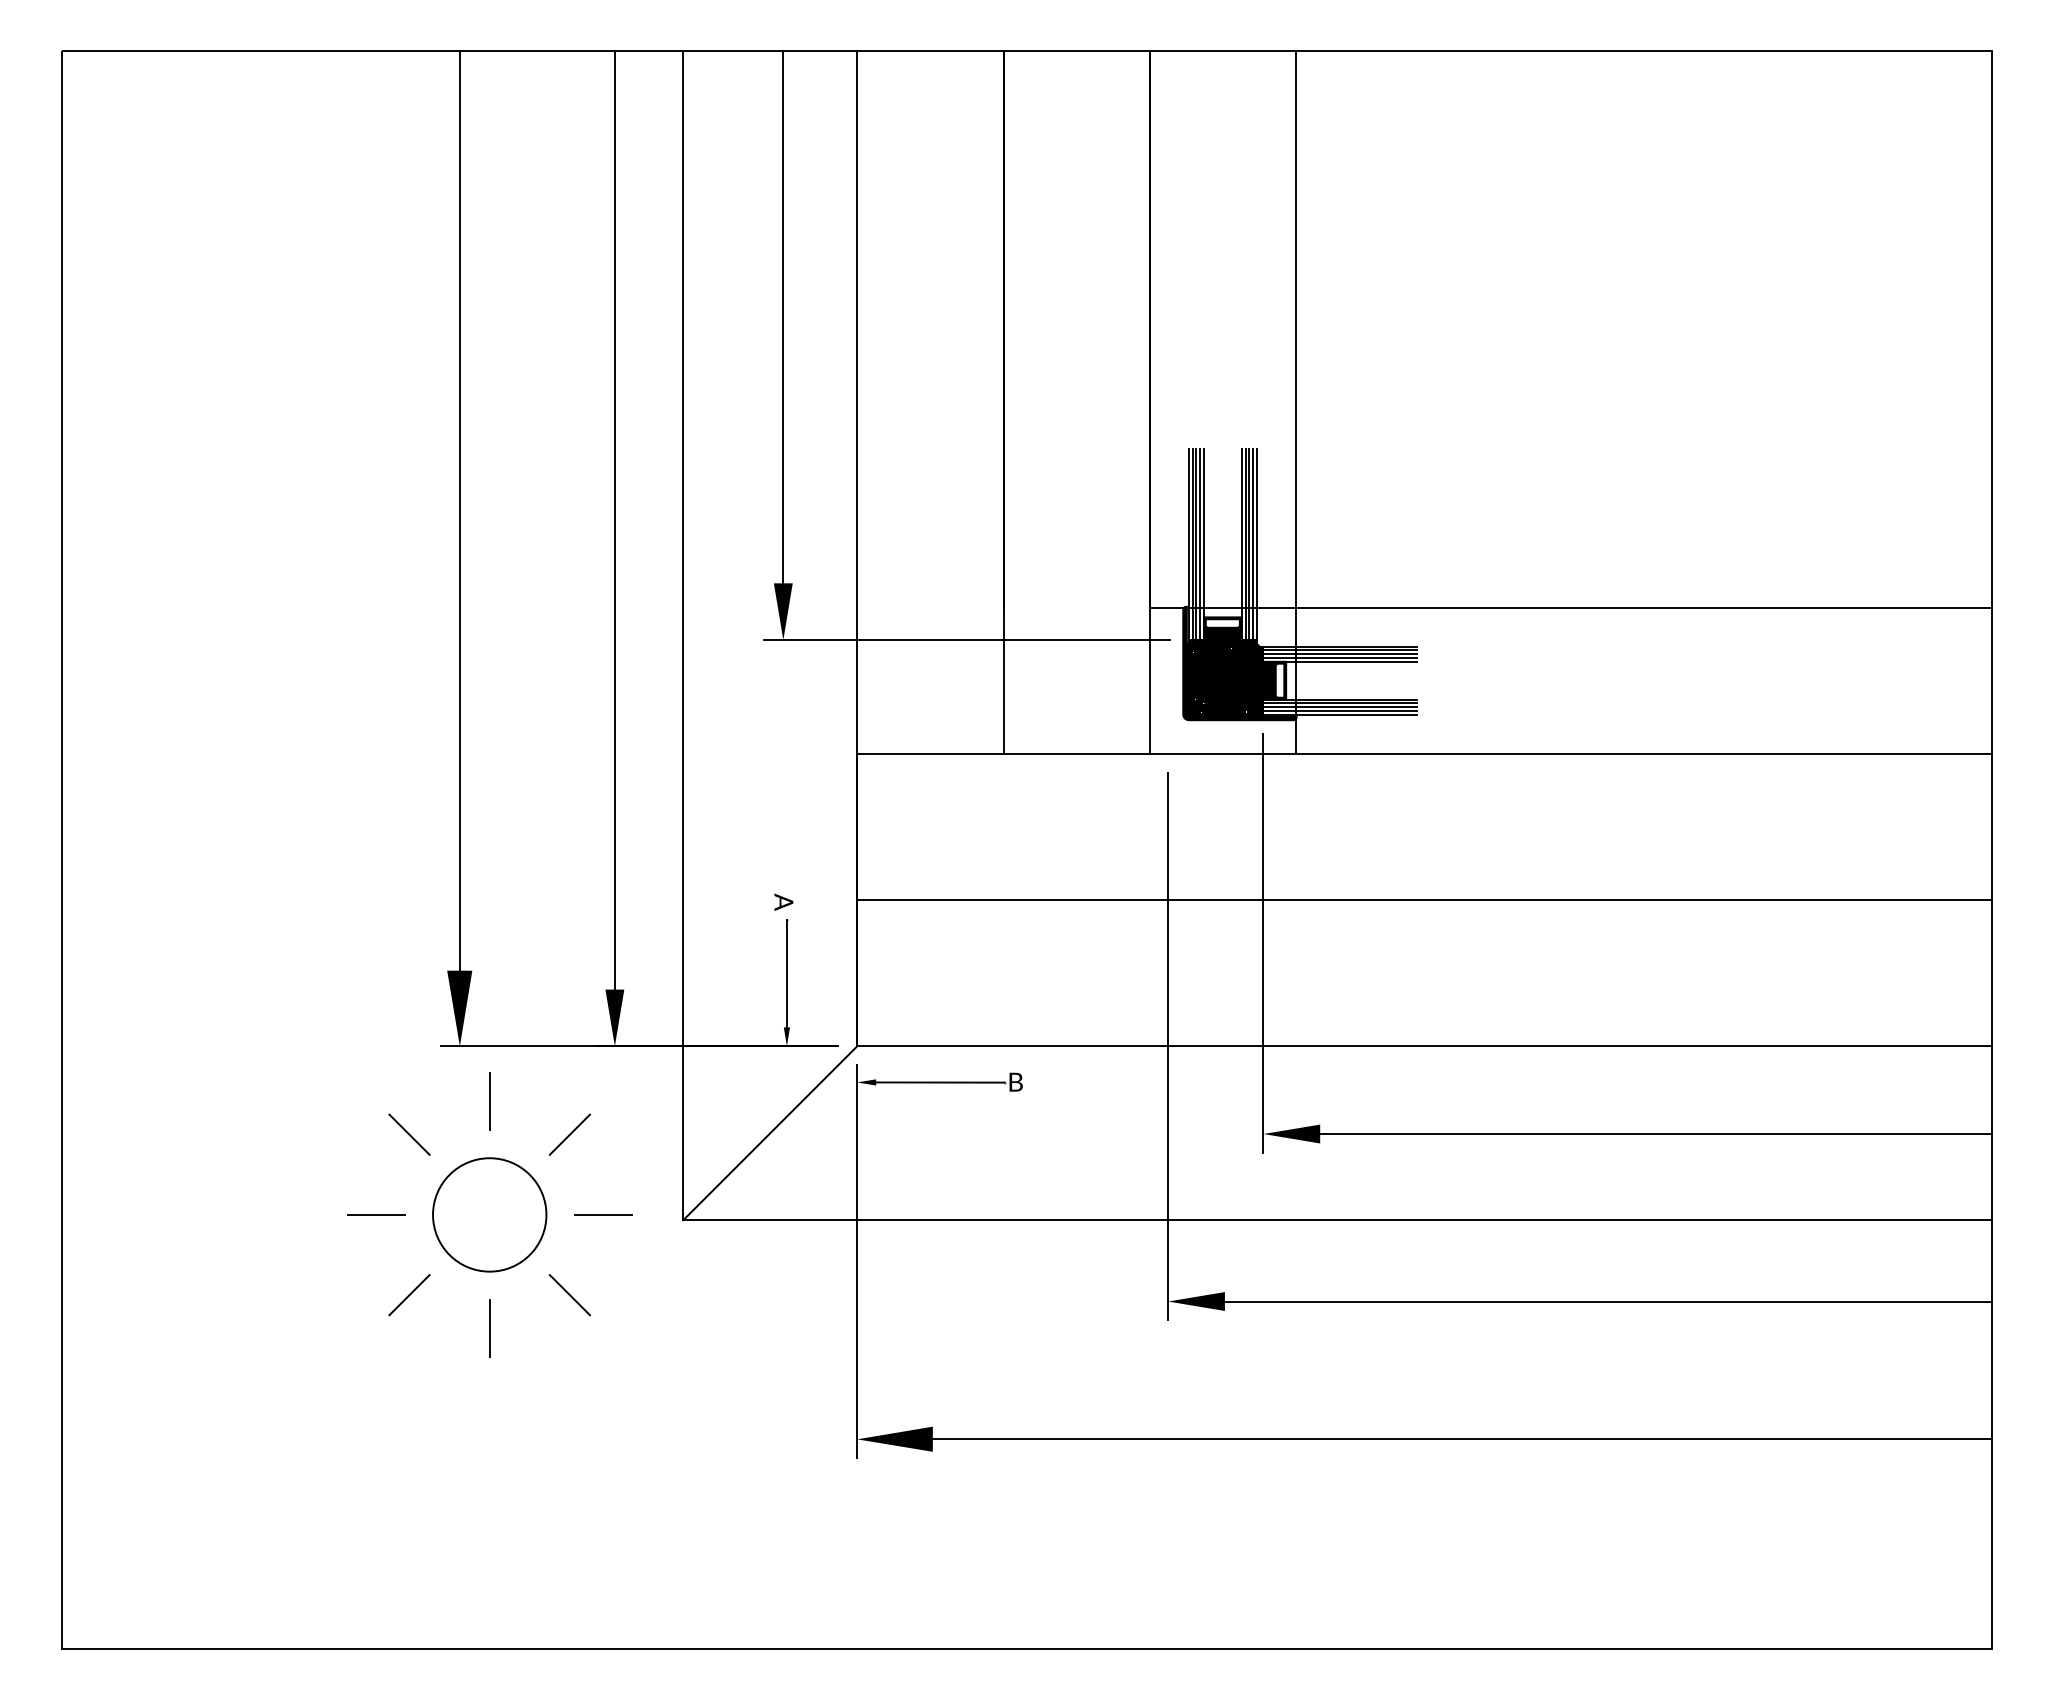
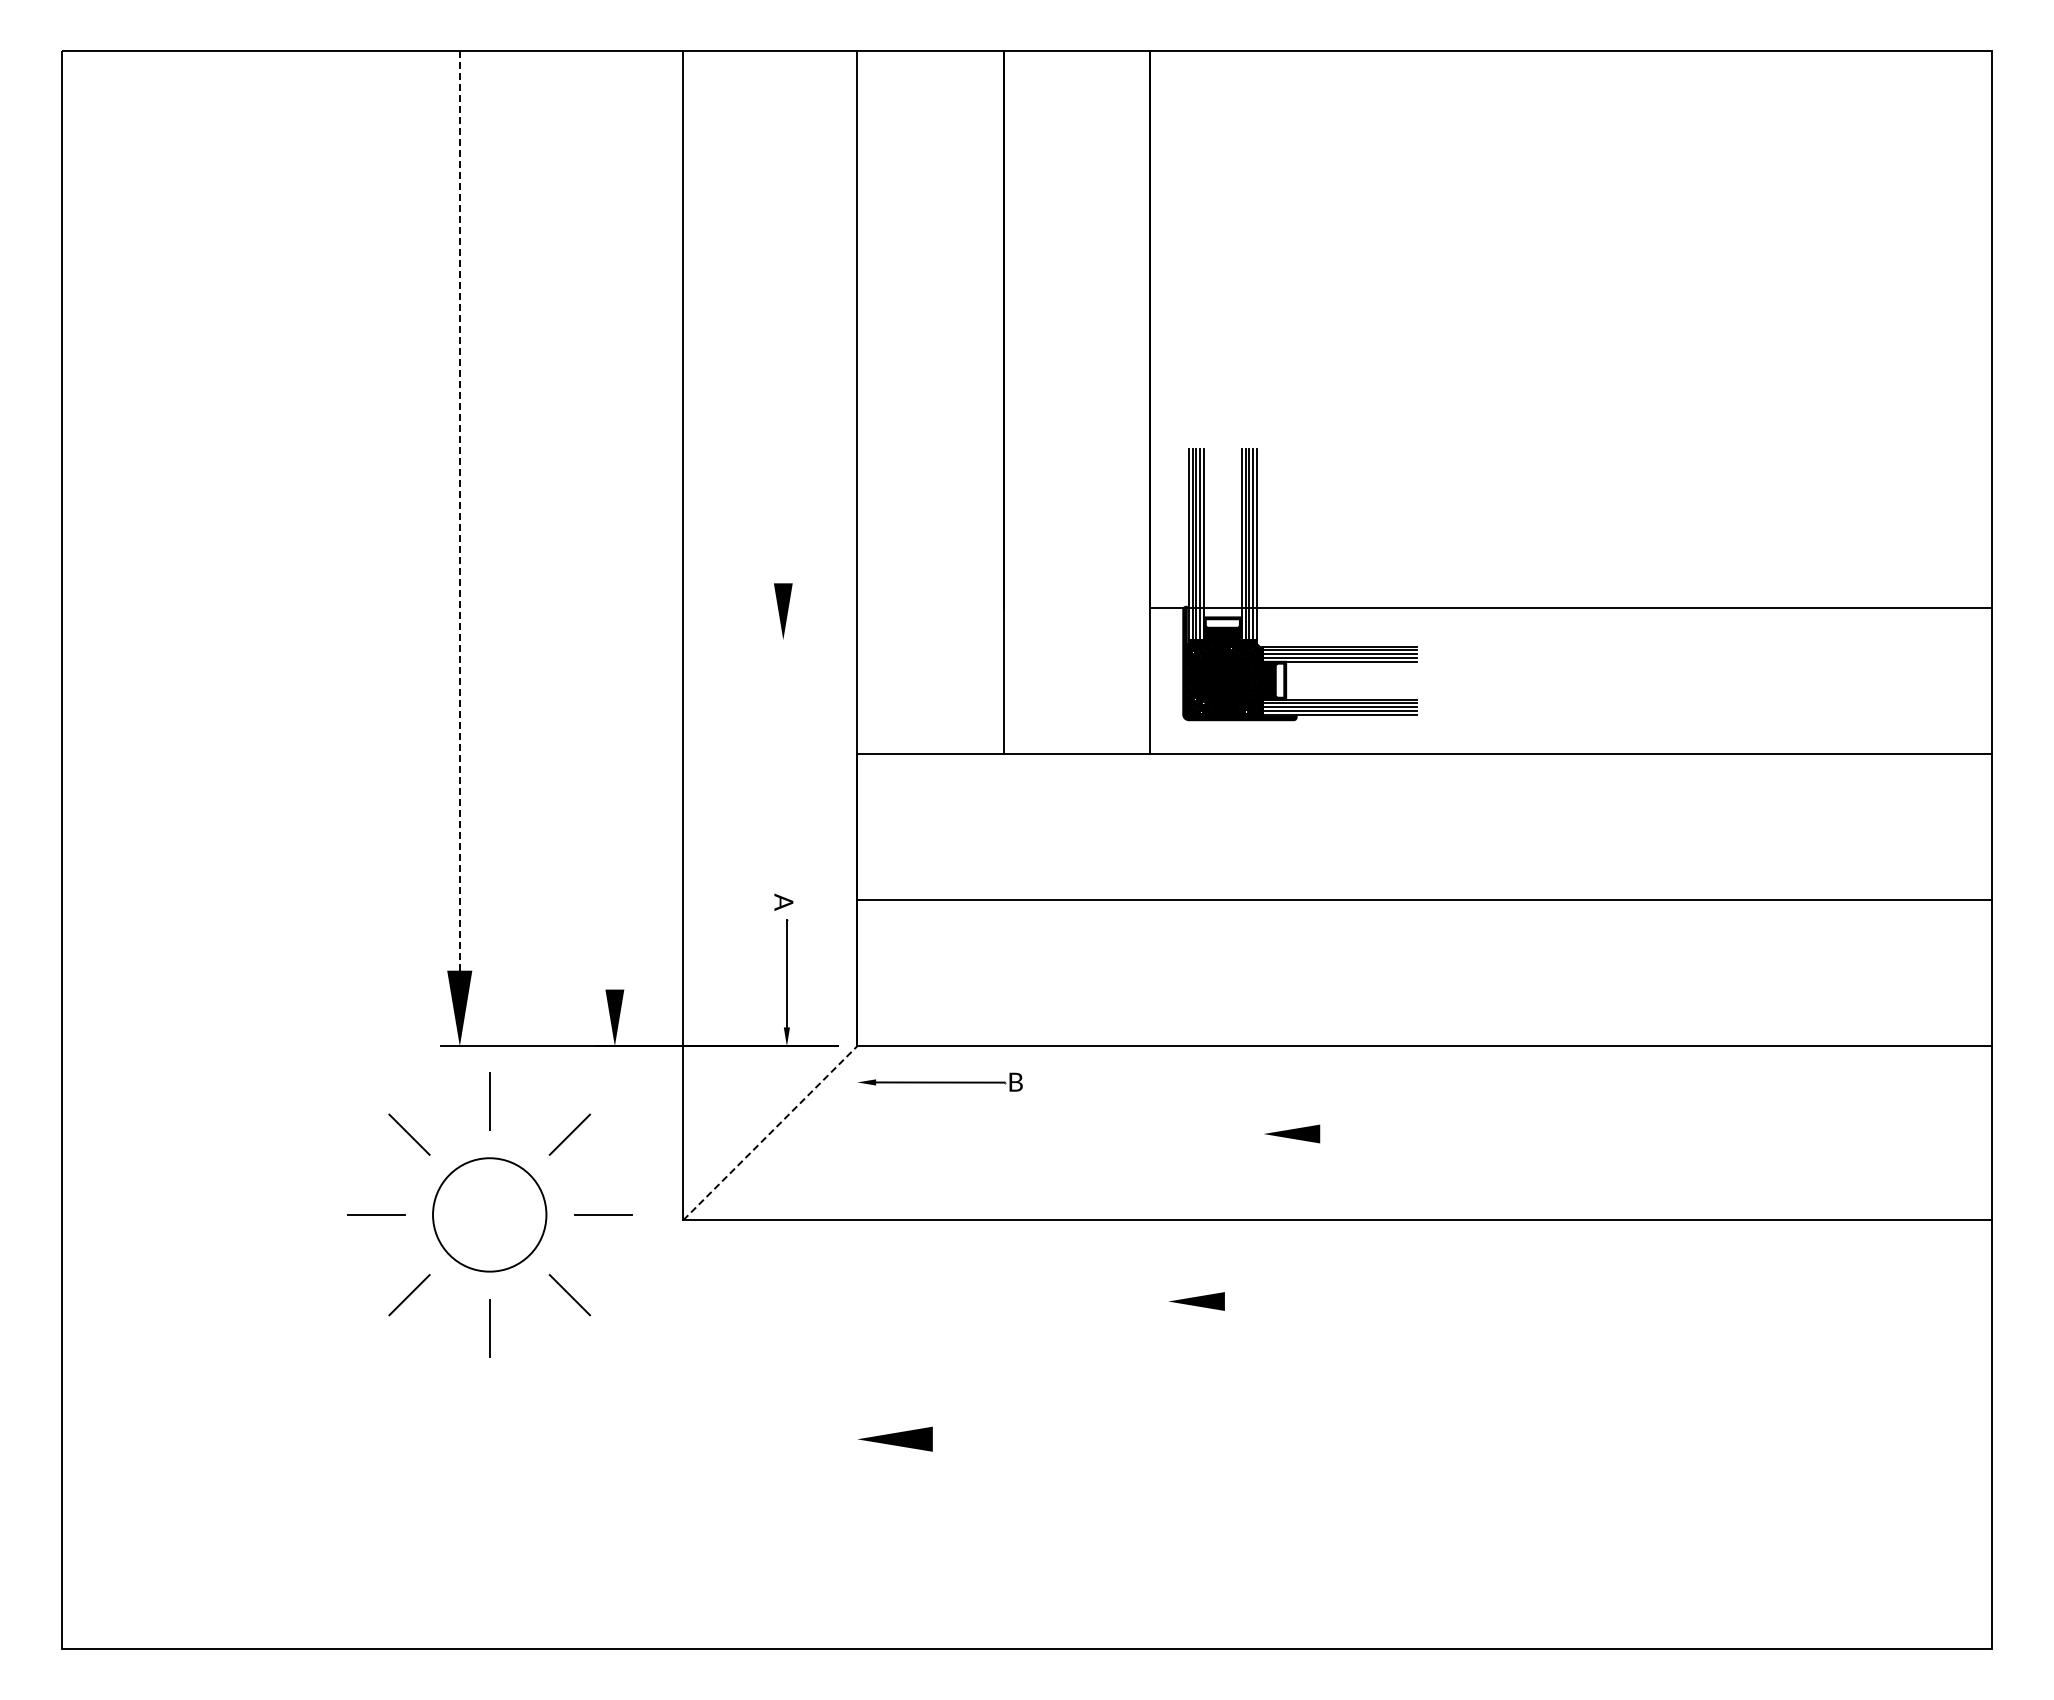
line: present -> none (783, 317)
line: present -> none (1296, 402)
line: solid -> dashed (459, 510)
line: present -> none (614, 520)
line: present -> none (966, 640)
line: present -> none (1263, 942)
line: present -> none (1168, 1046)
line: solid -> dashed (770, 1133)
line: present -> none (1656, 1134)
line: present -> none (857, 1261)
line: present -> none (1608, 1301)
line: present -> none (1462, 1439)
